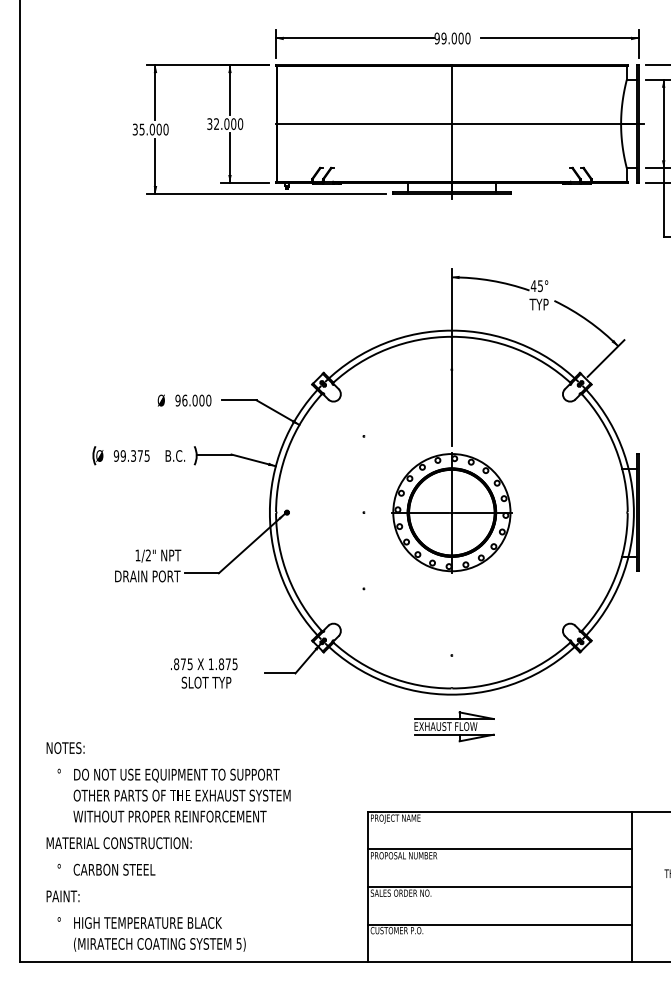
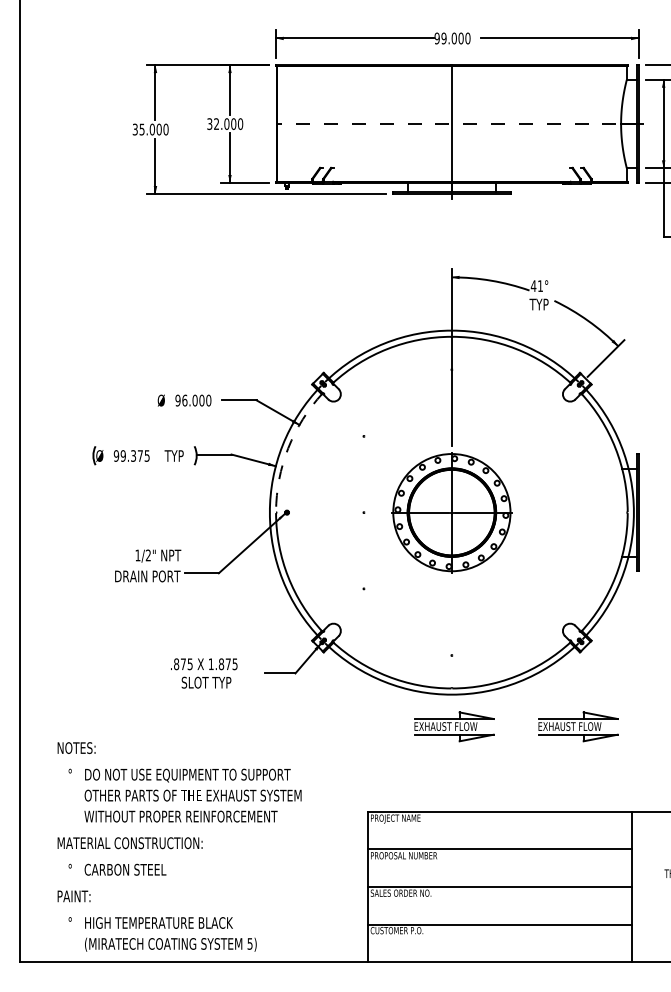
line: solid -> dashed (459, 124)
text: 45° -> 41° (540, 286)
arc: solid -> dashed (288, 448)
text: B.C. -> TYP (174, 455)
part: none -> present (578, 726)
text position: (168, 846) -> (179, 846) (179, 846)
